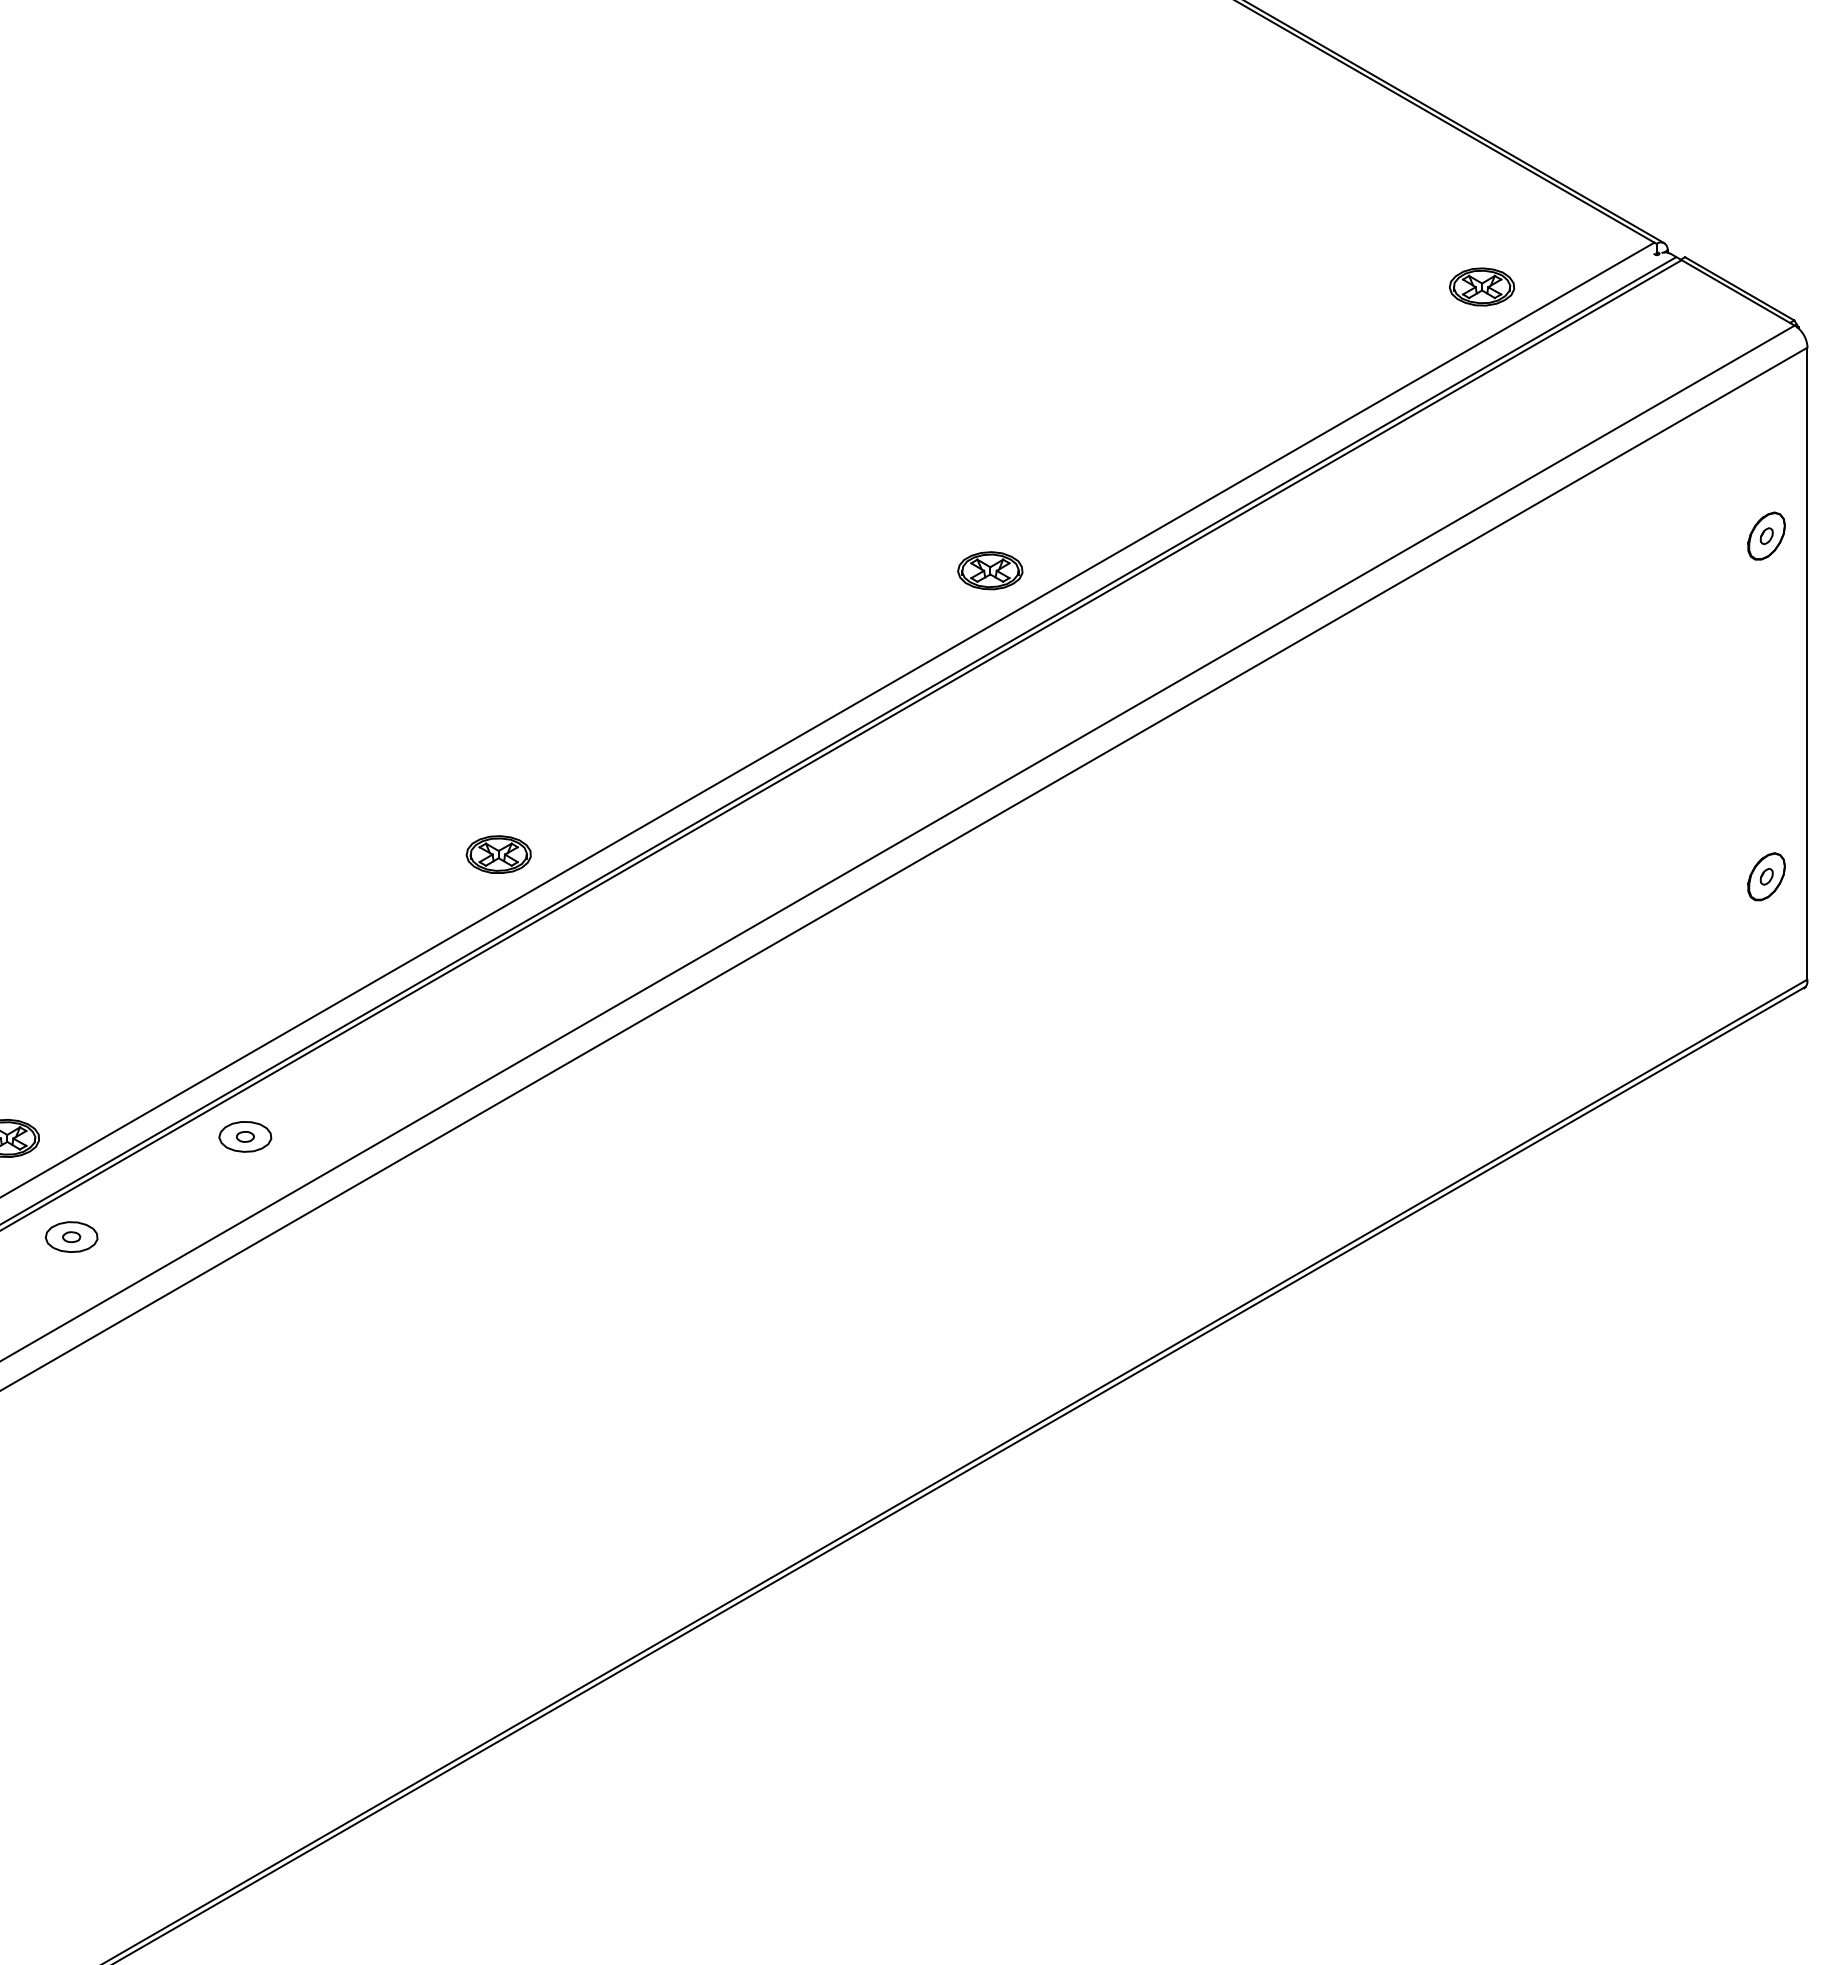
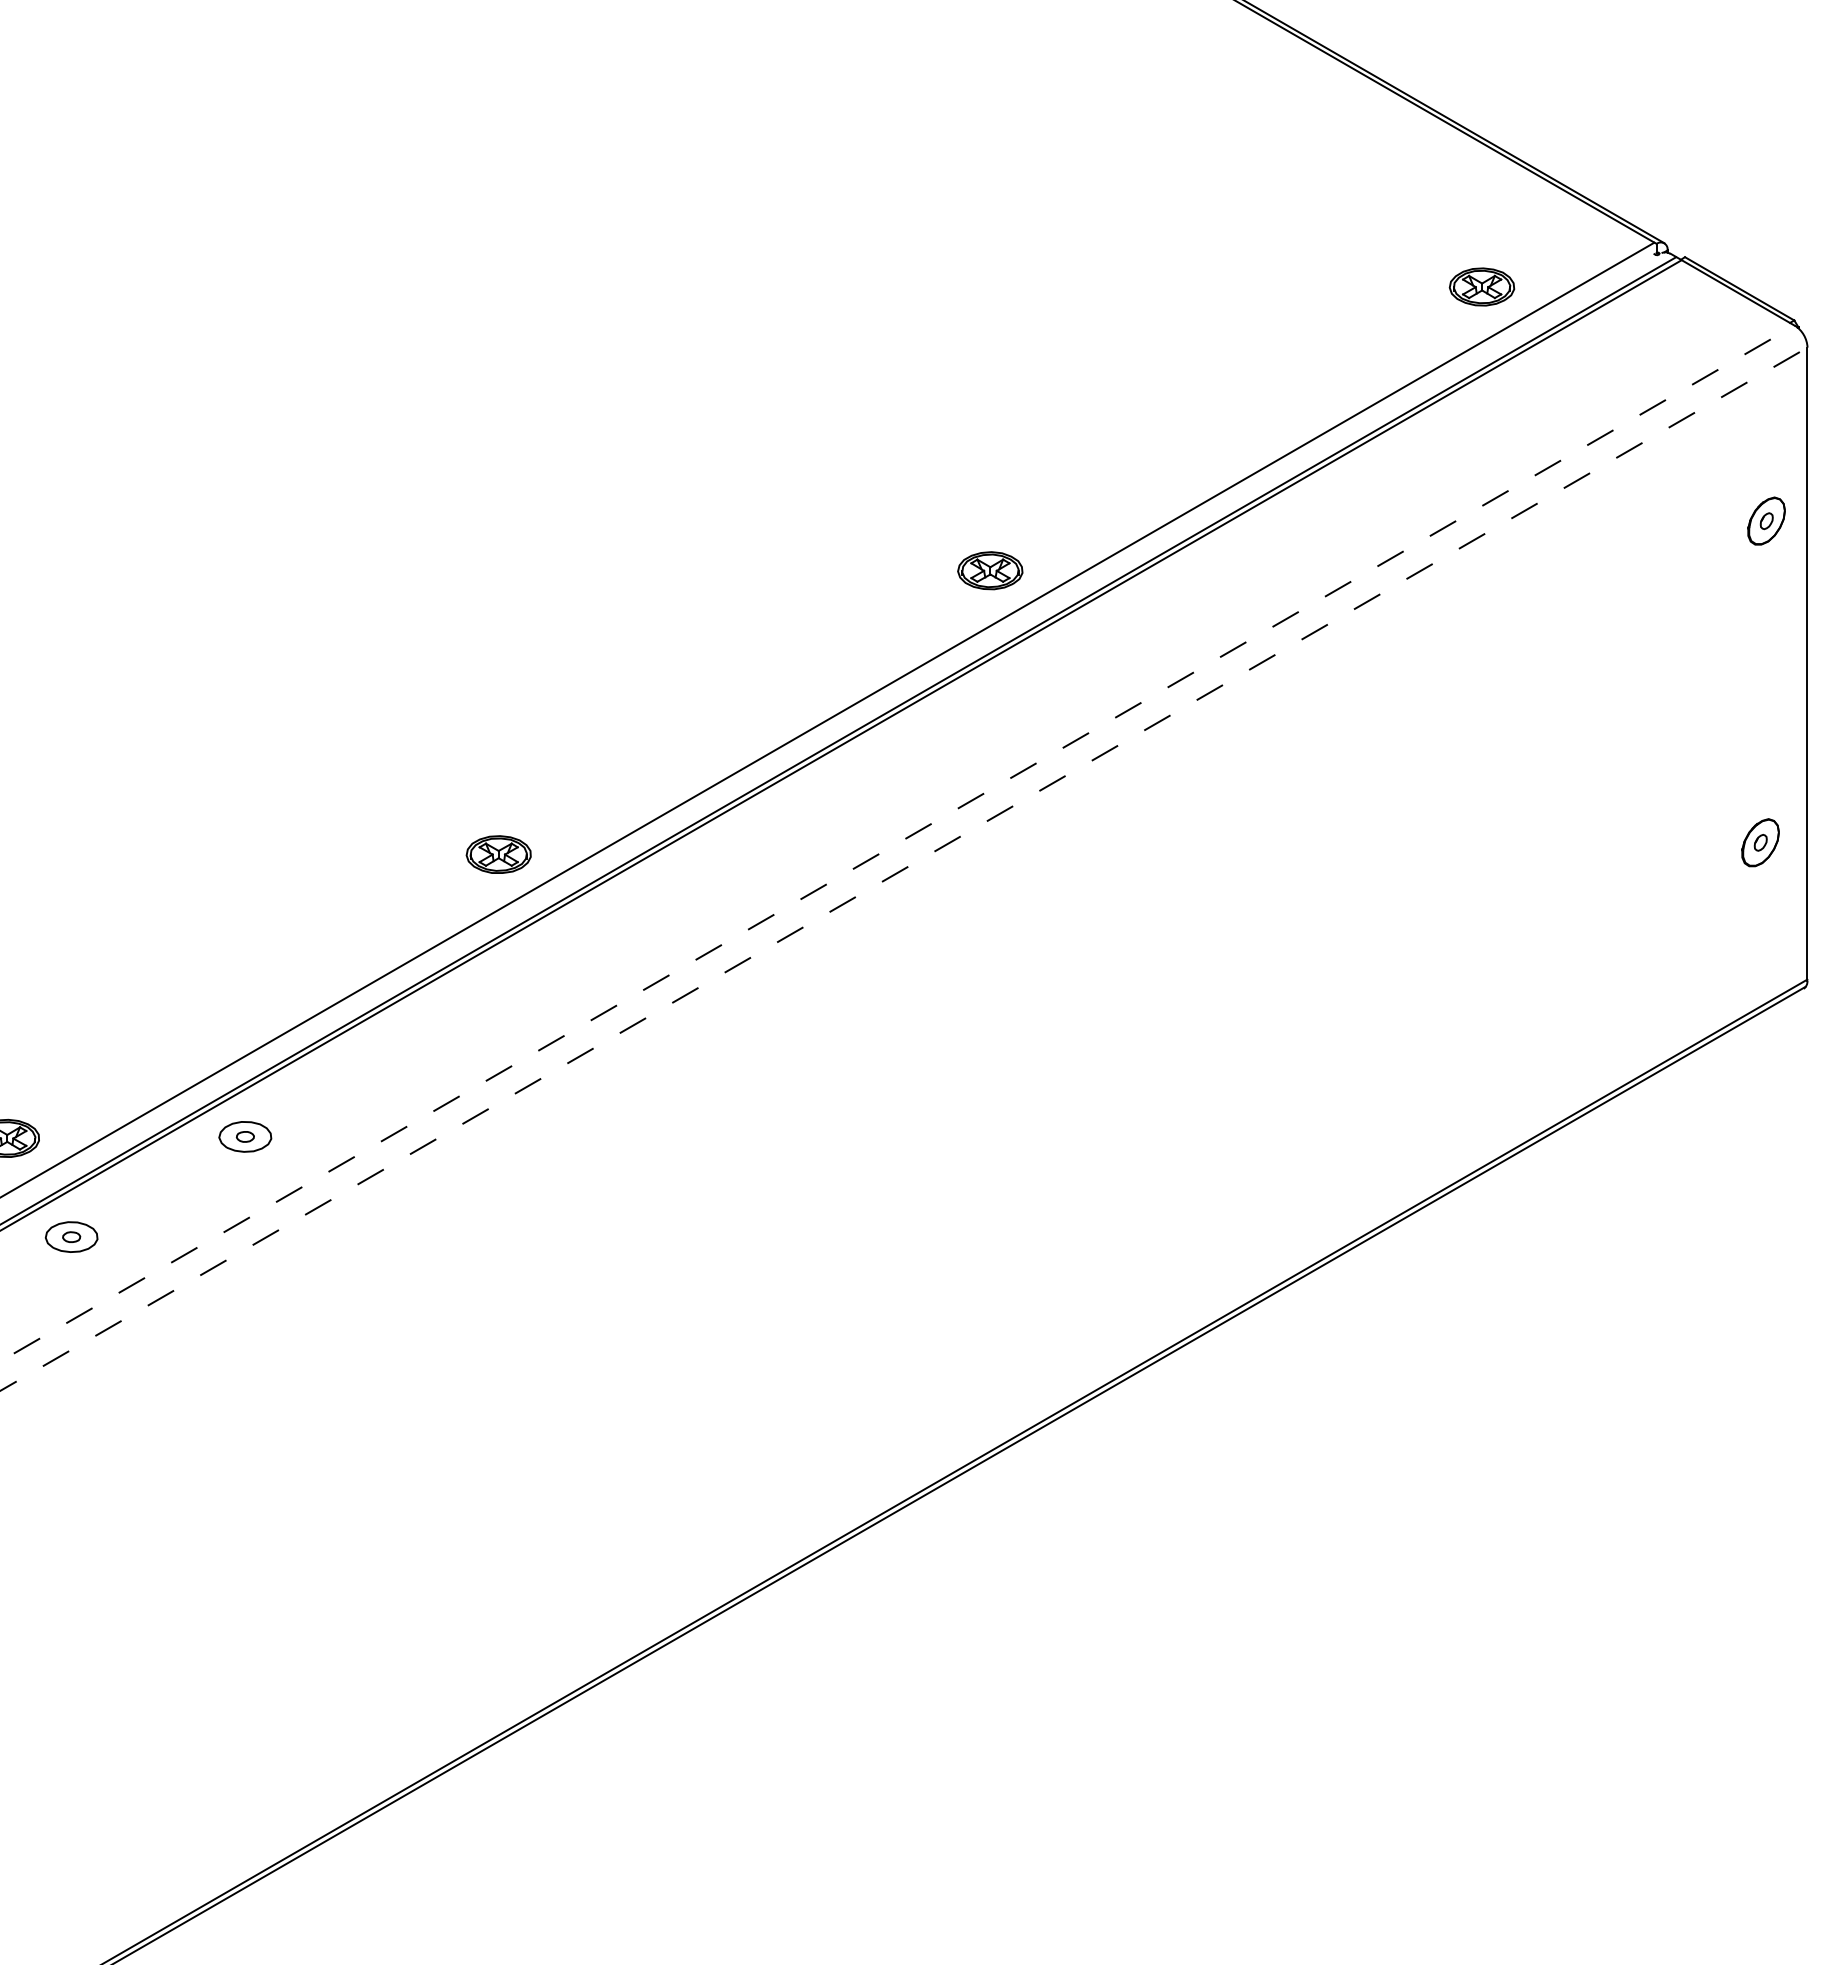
part position: (1766, 535) -> (1766, 520) (1766, 520)
line: solid -> dashed (898, 842)
line: solid -> dashed (904, 869)
part position: (1766, 876) -> (1760, 842) (1760, 842)
